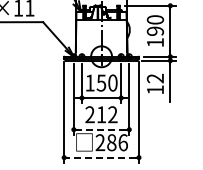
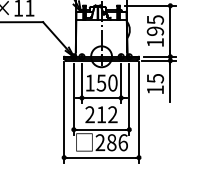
text: 190 -> 195 (154, 19)
text: 12 -> 15 (155, 78)
line: dashed -> solid (101, 129)
line: dashed -> solid (101, 157)
